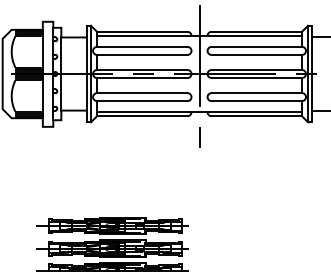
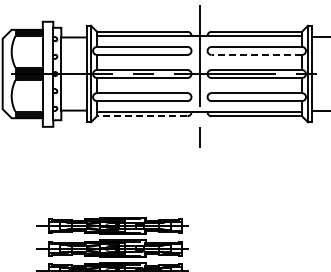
line: solid -> dashed (256, 54)
line: solid -> dashed (141, 116)
